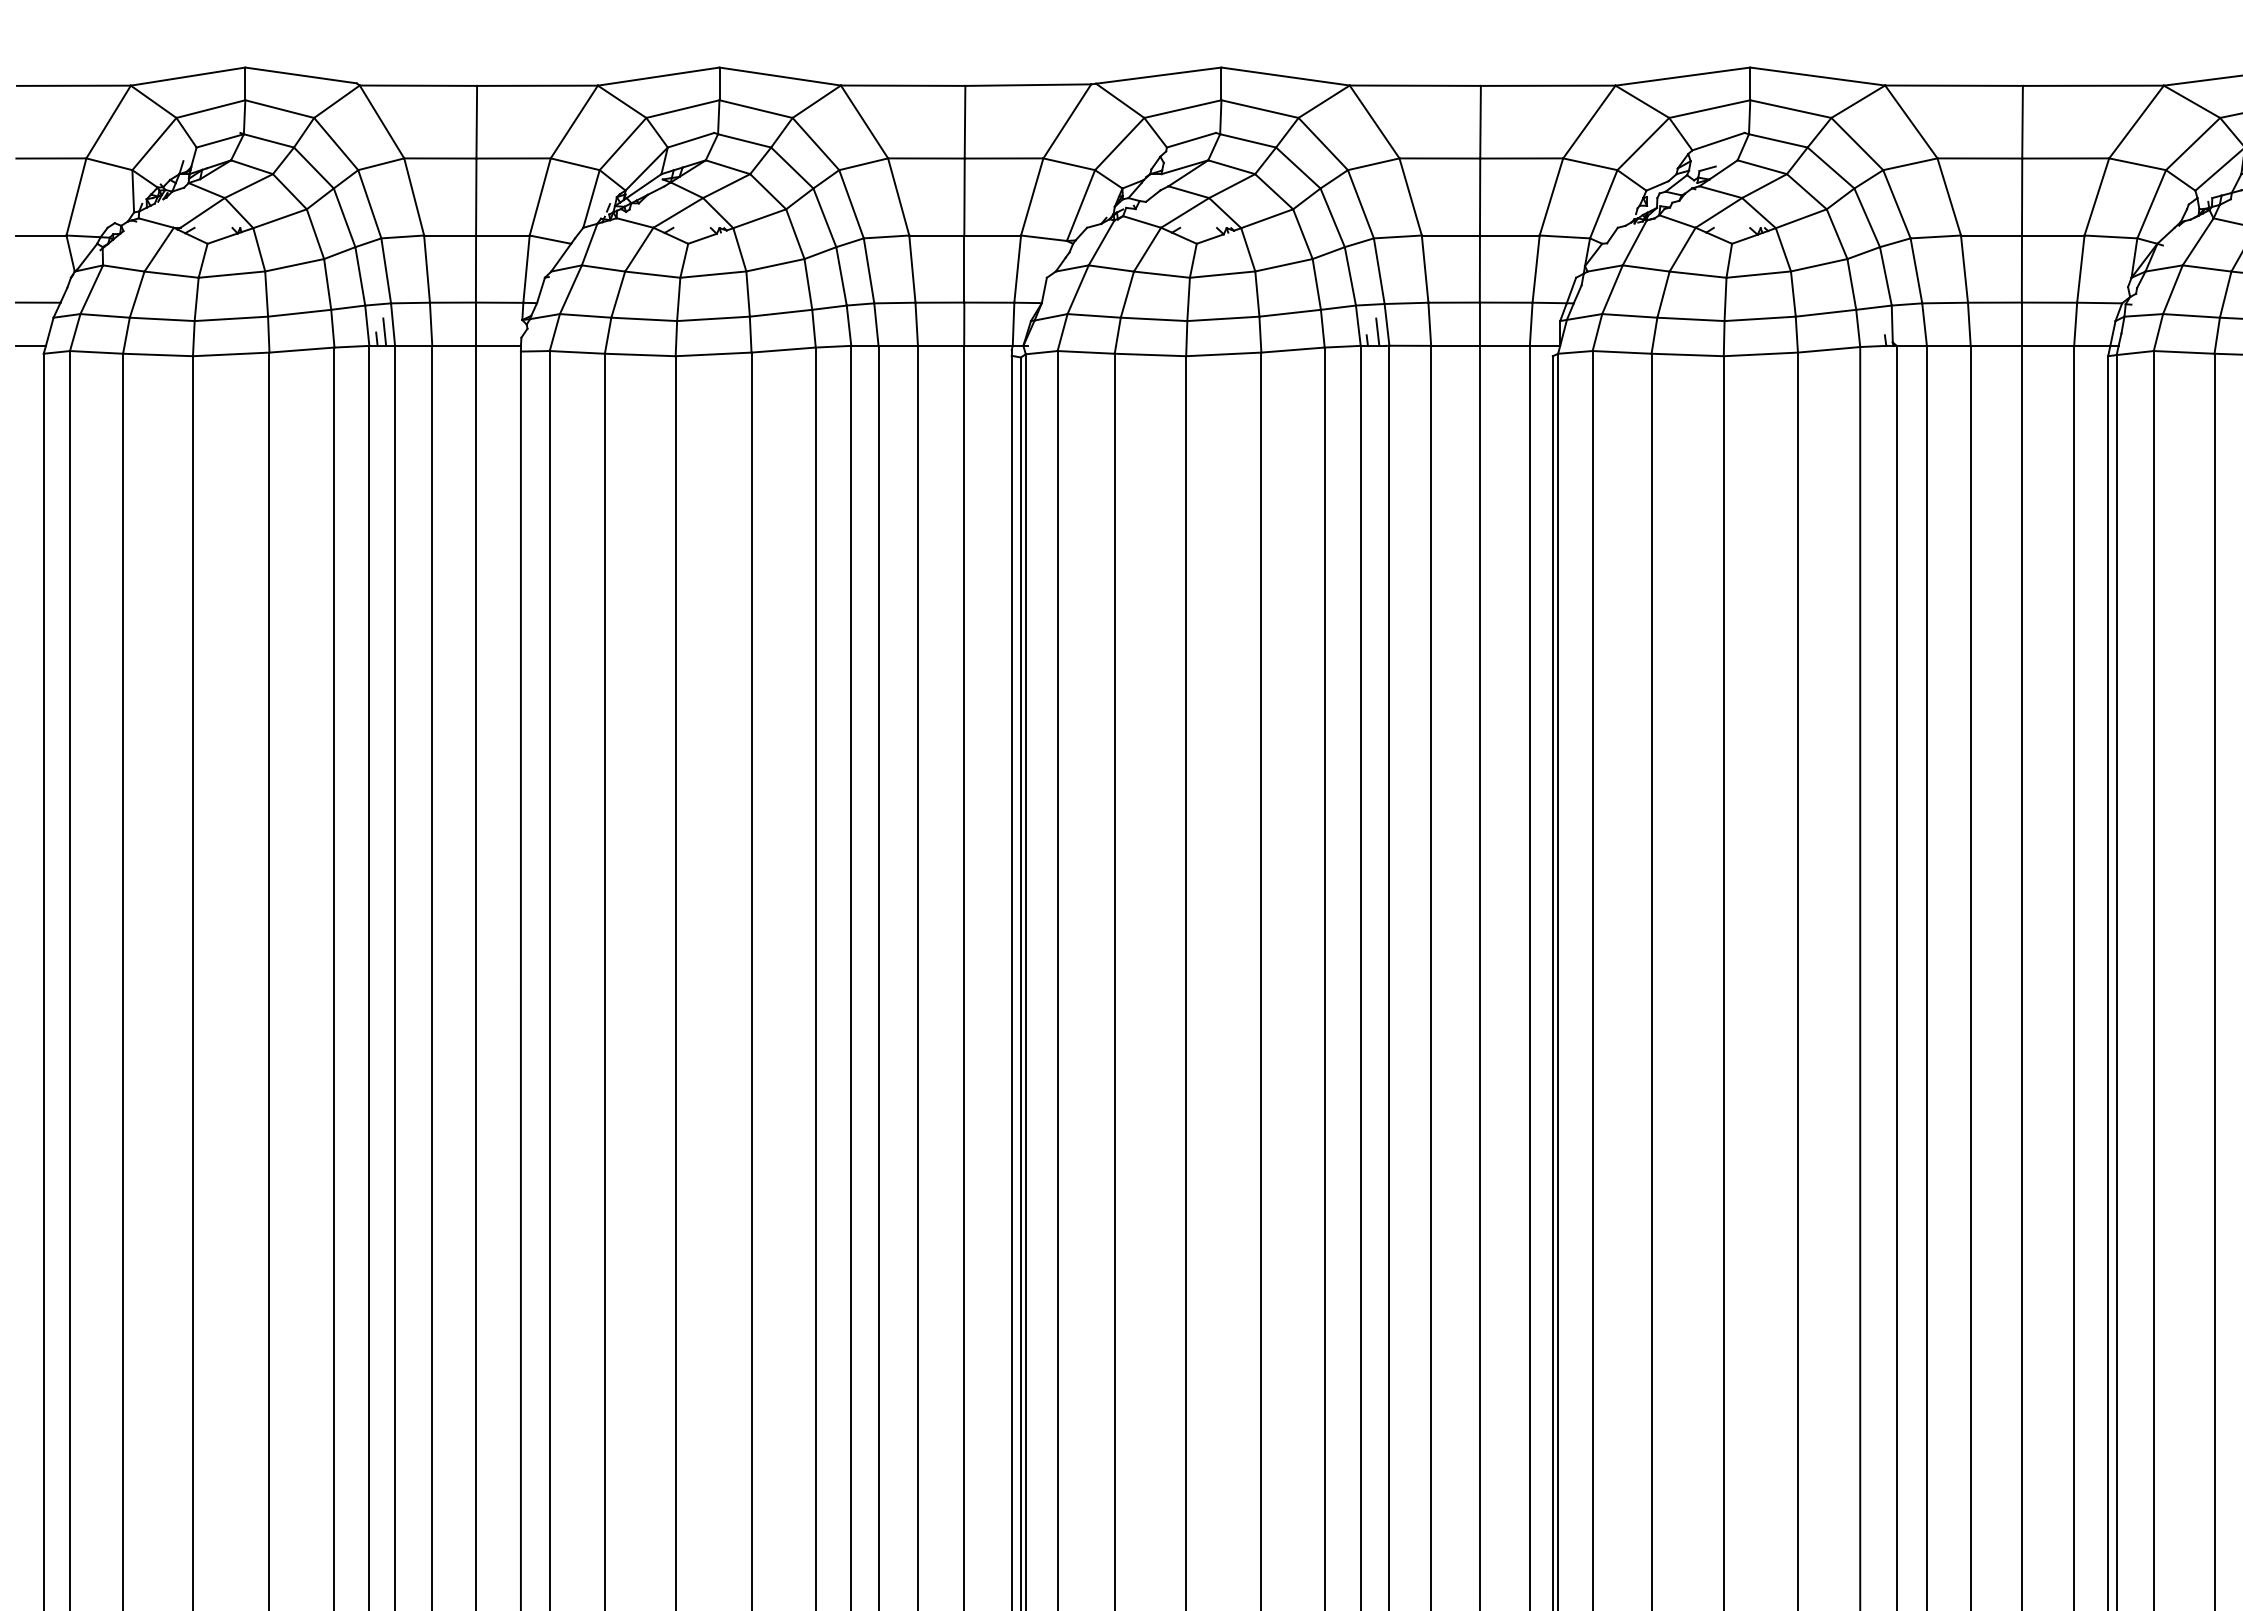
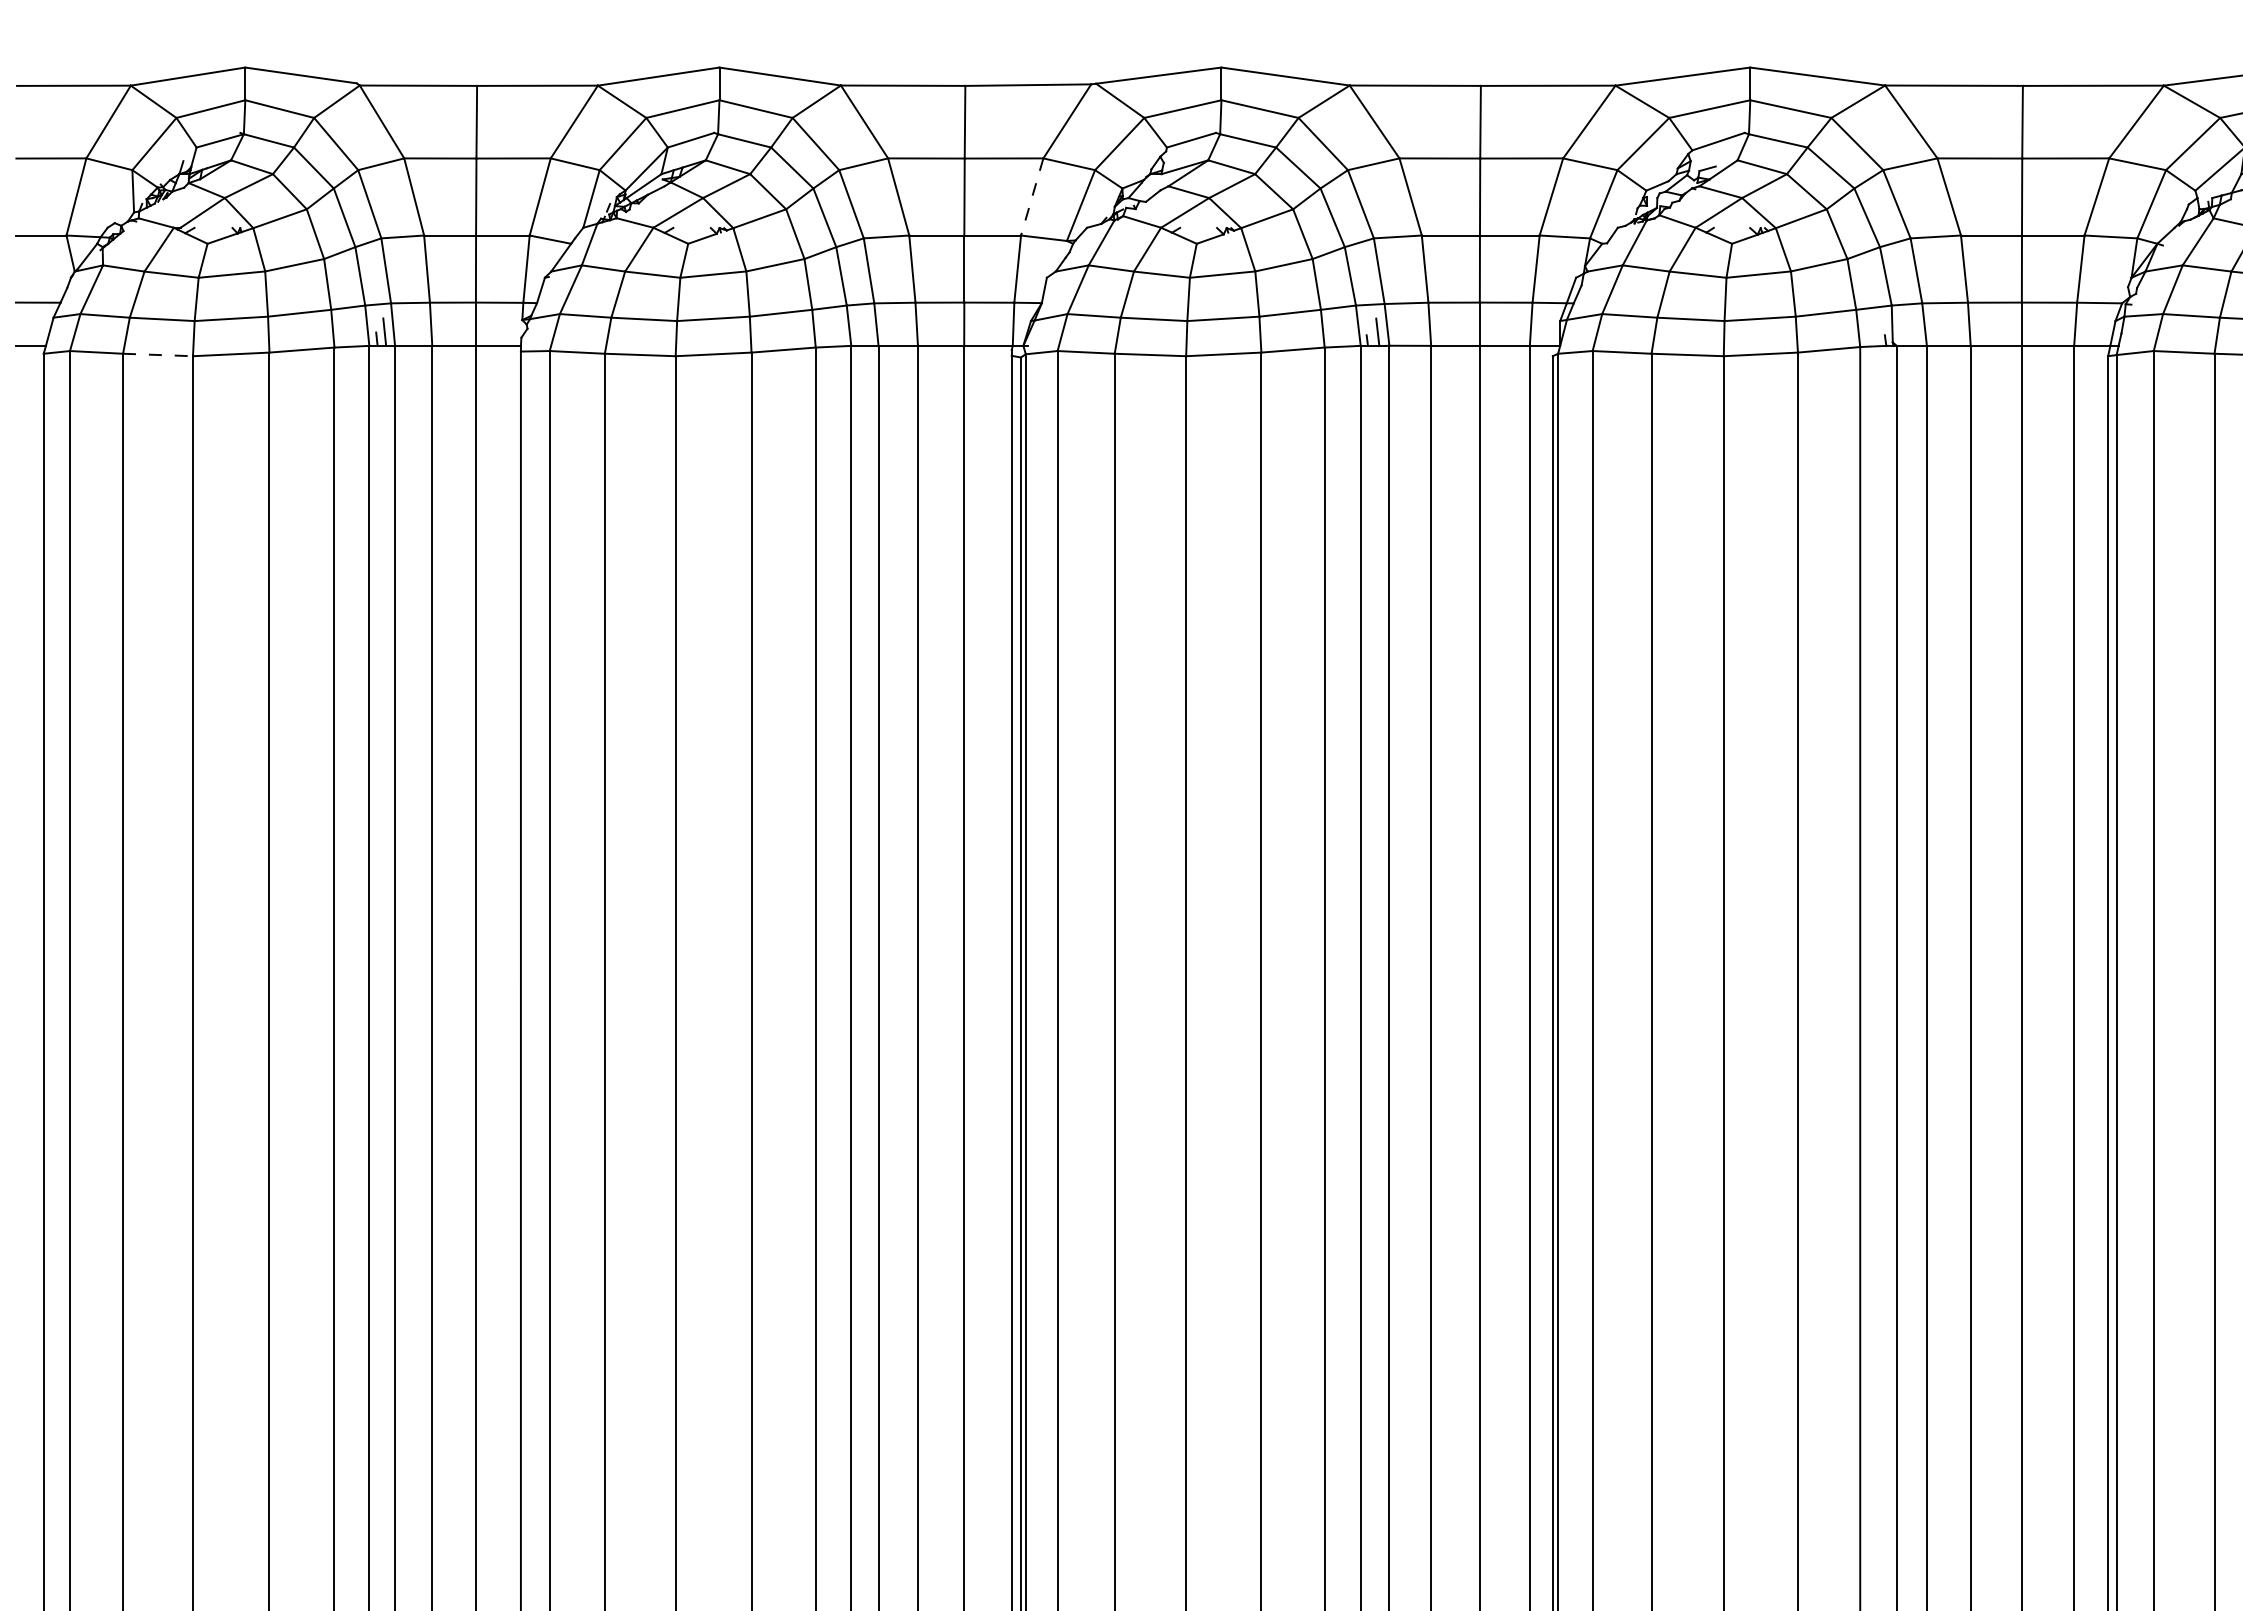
line: solid -> dashed (1032, 197)
line: solid -> dashed (158, 354)
